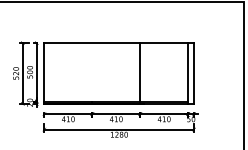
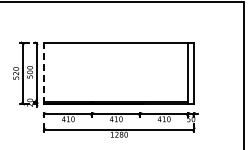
line: solid -> dashed (44, 73)
line: present -> none (140, 73)
